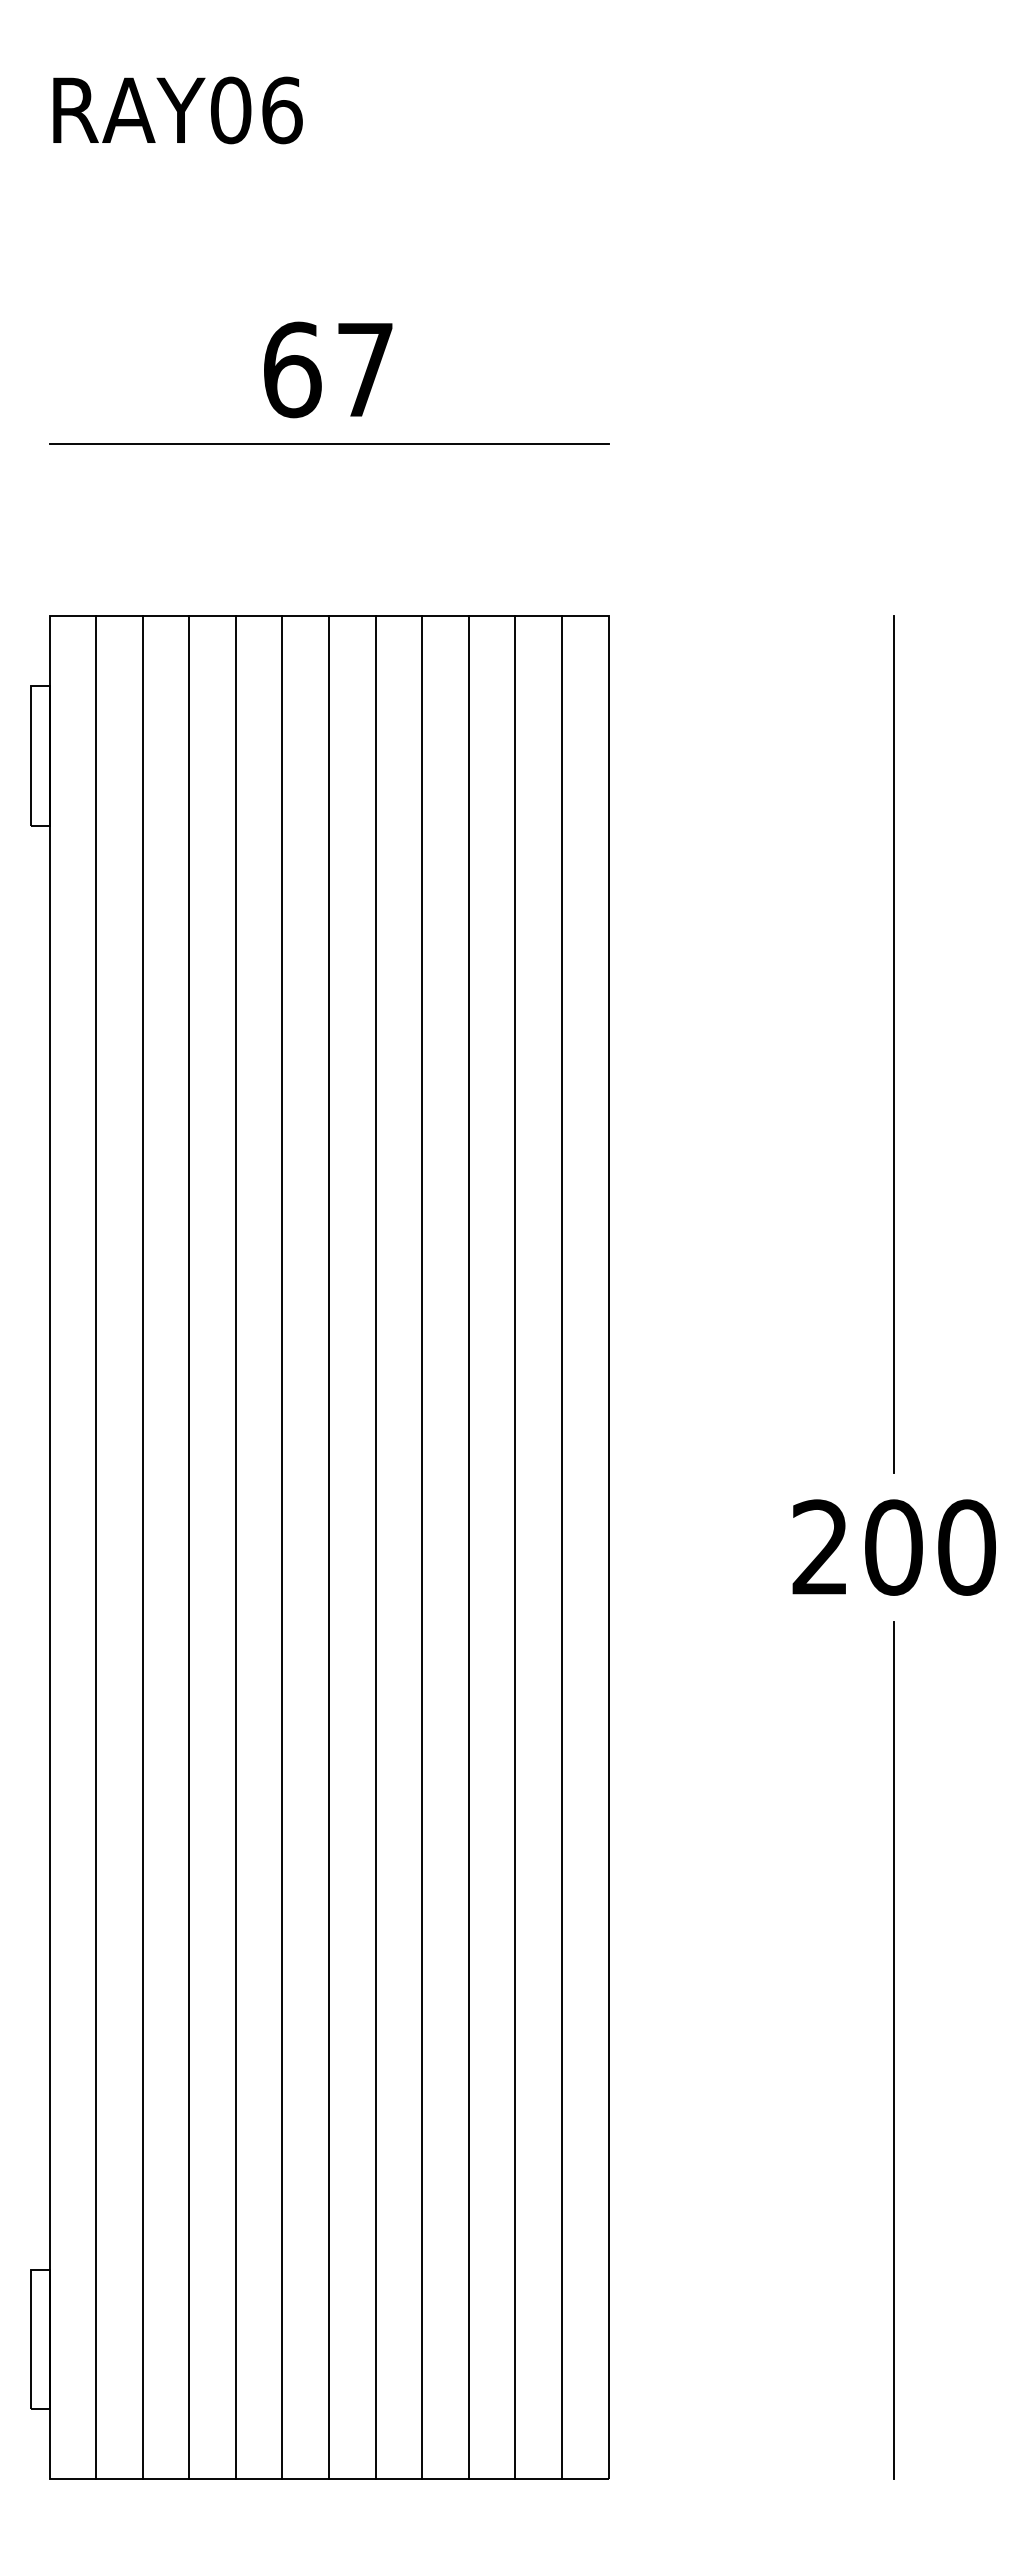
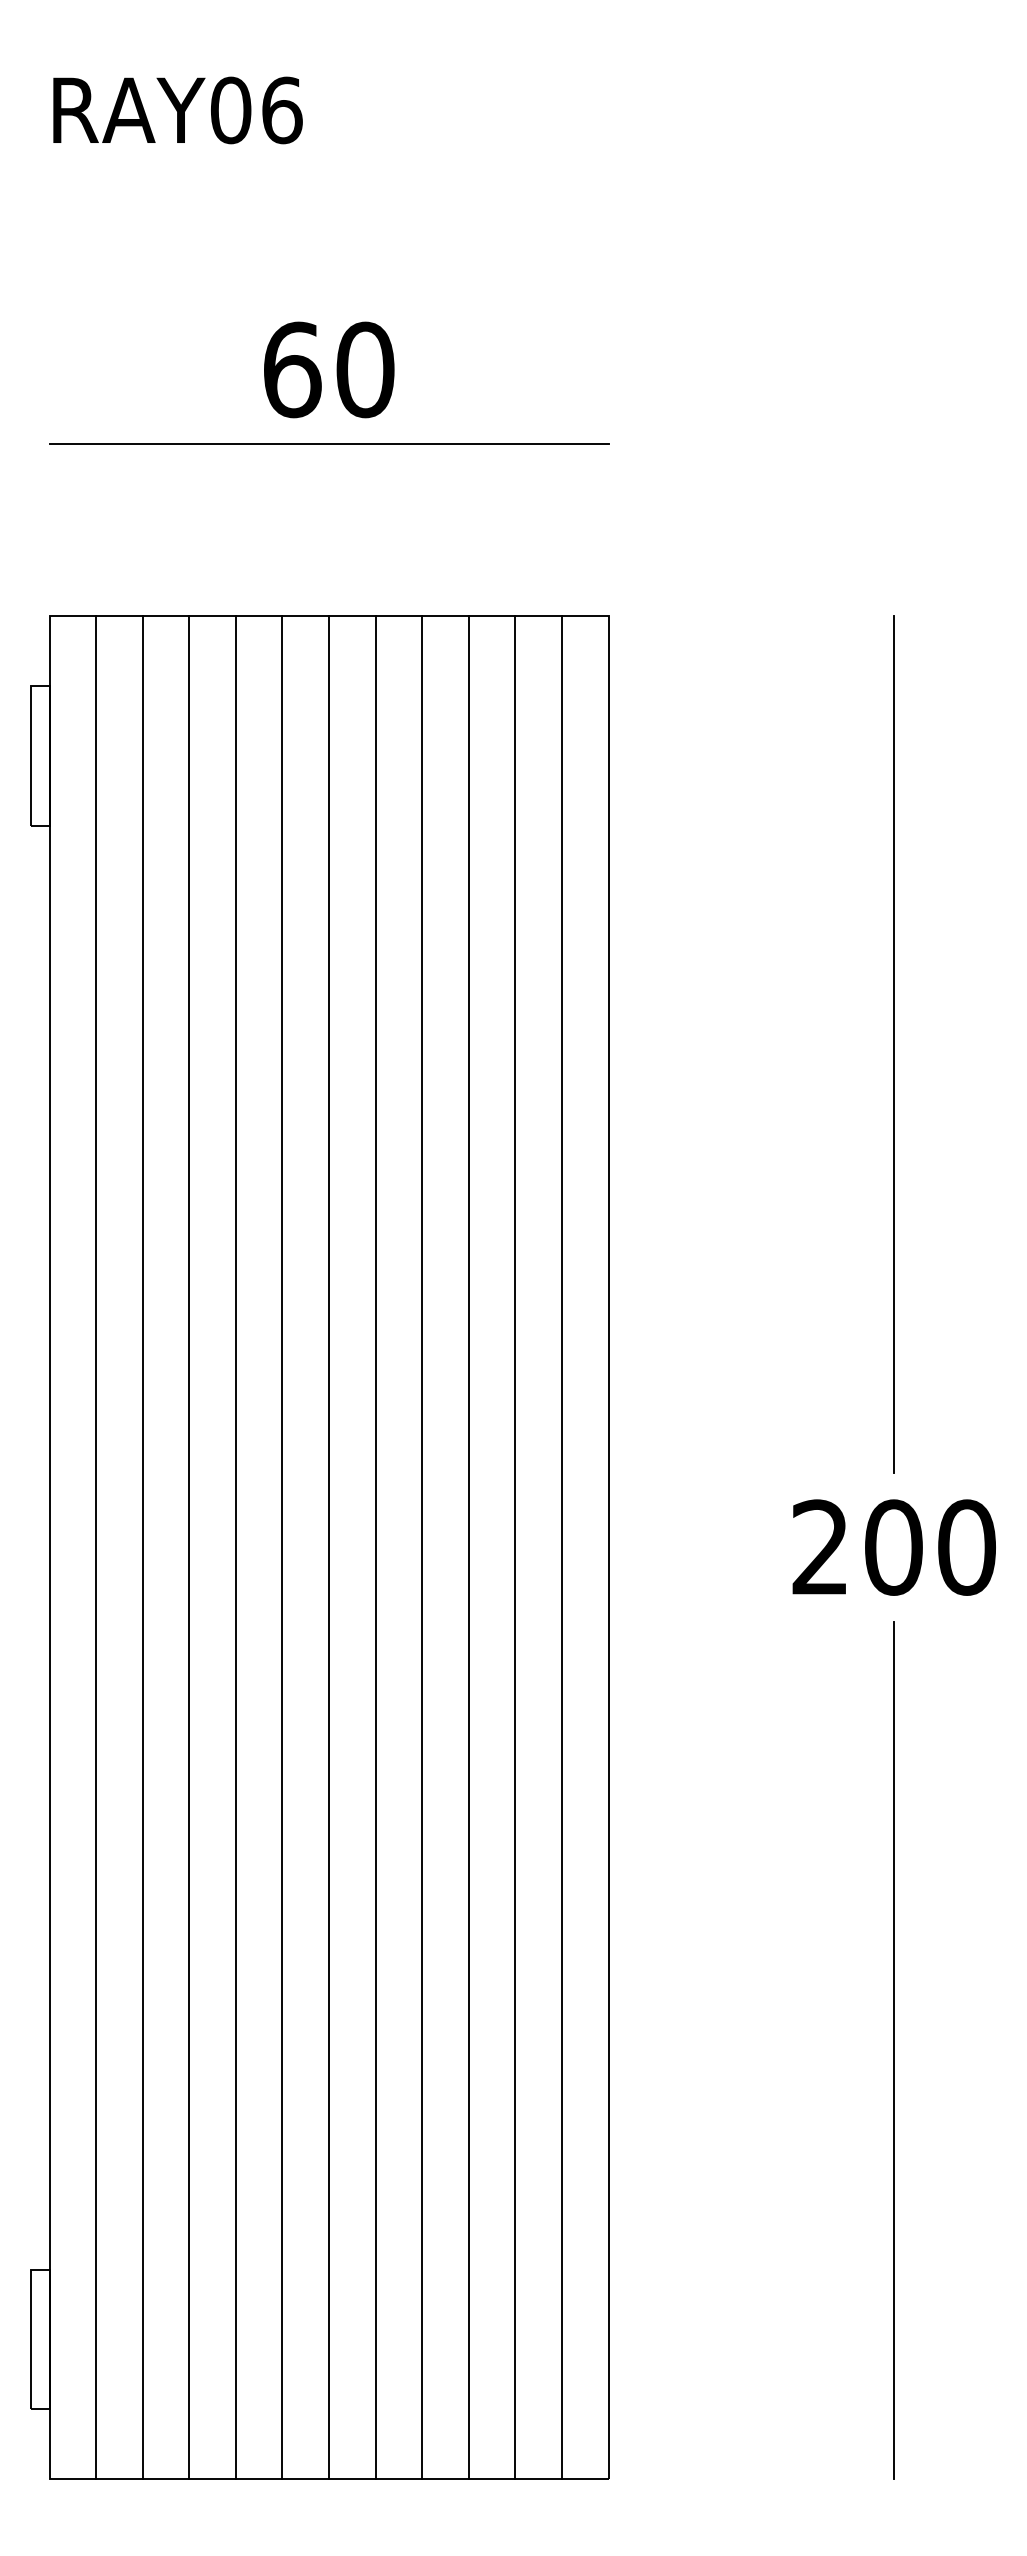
text: 67 -> 60 (365, 369)
